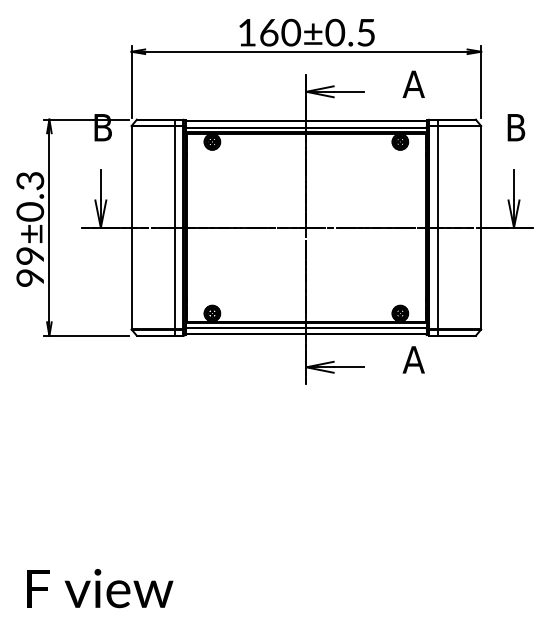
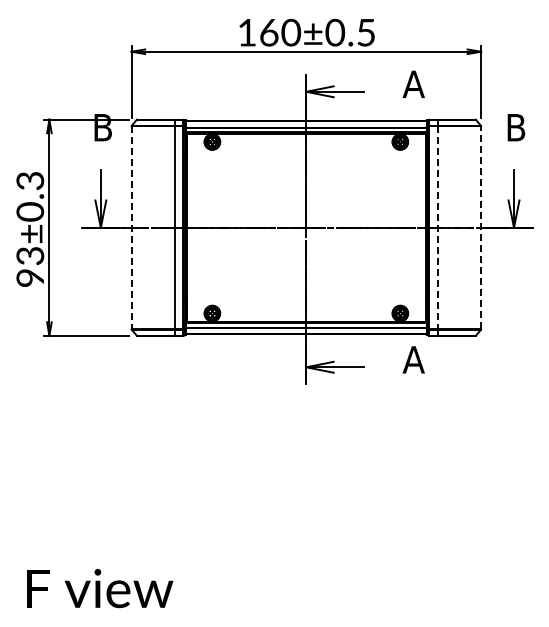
line: solid -> dashed (481, 227)
line: solid -> dashed (131, 228)
line: solid -> dashed (437, 228)
text: 99±0.3 -> 93±0.3 (30, 256)
